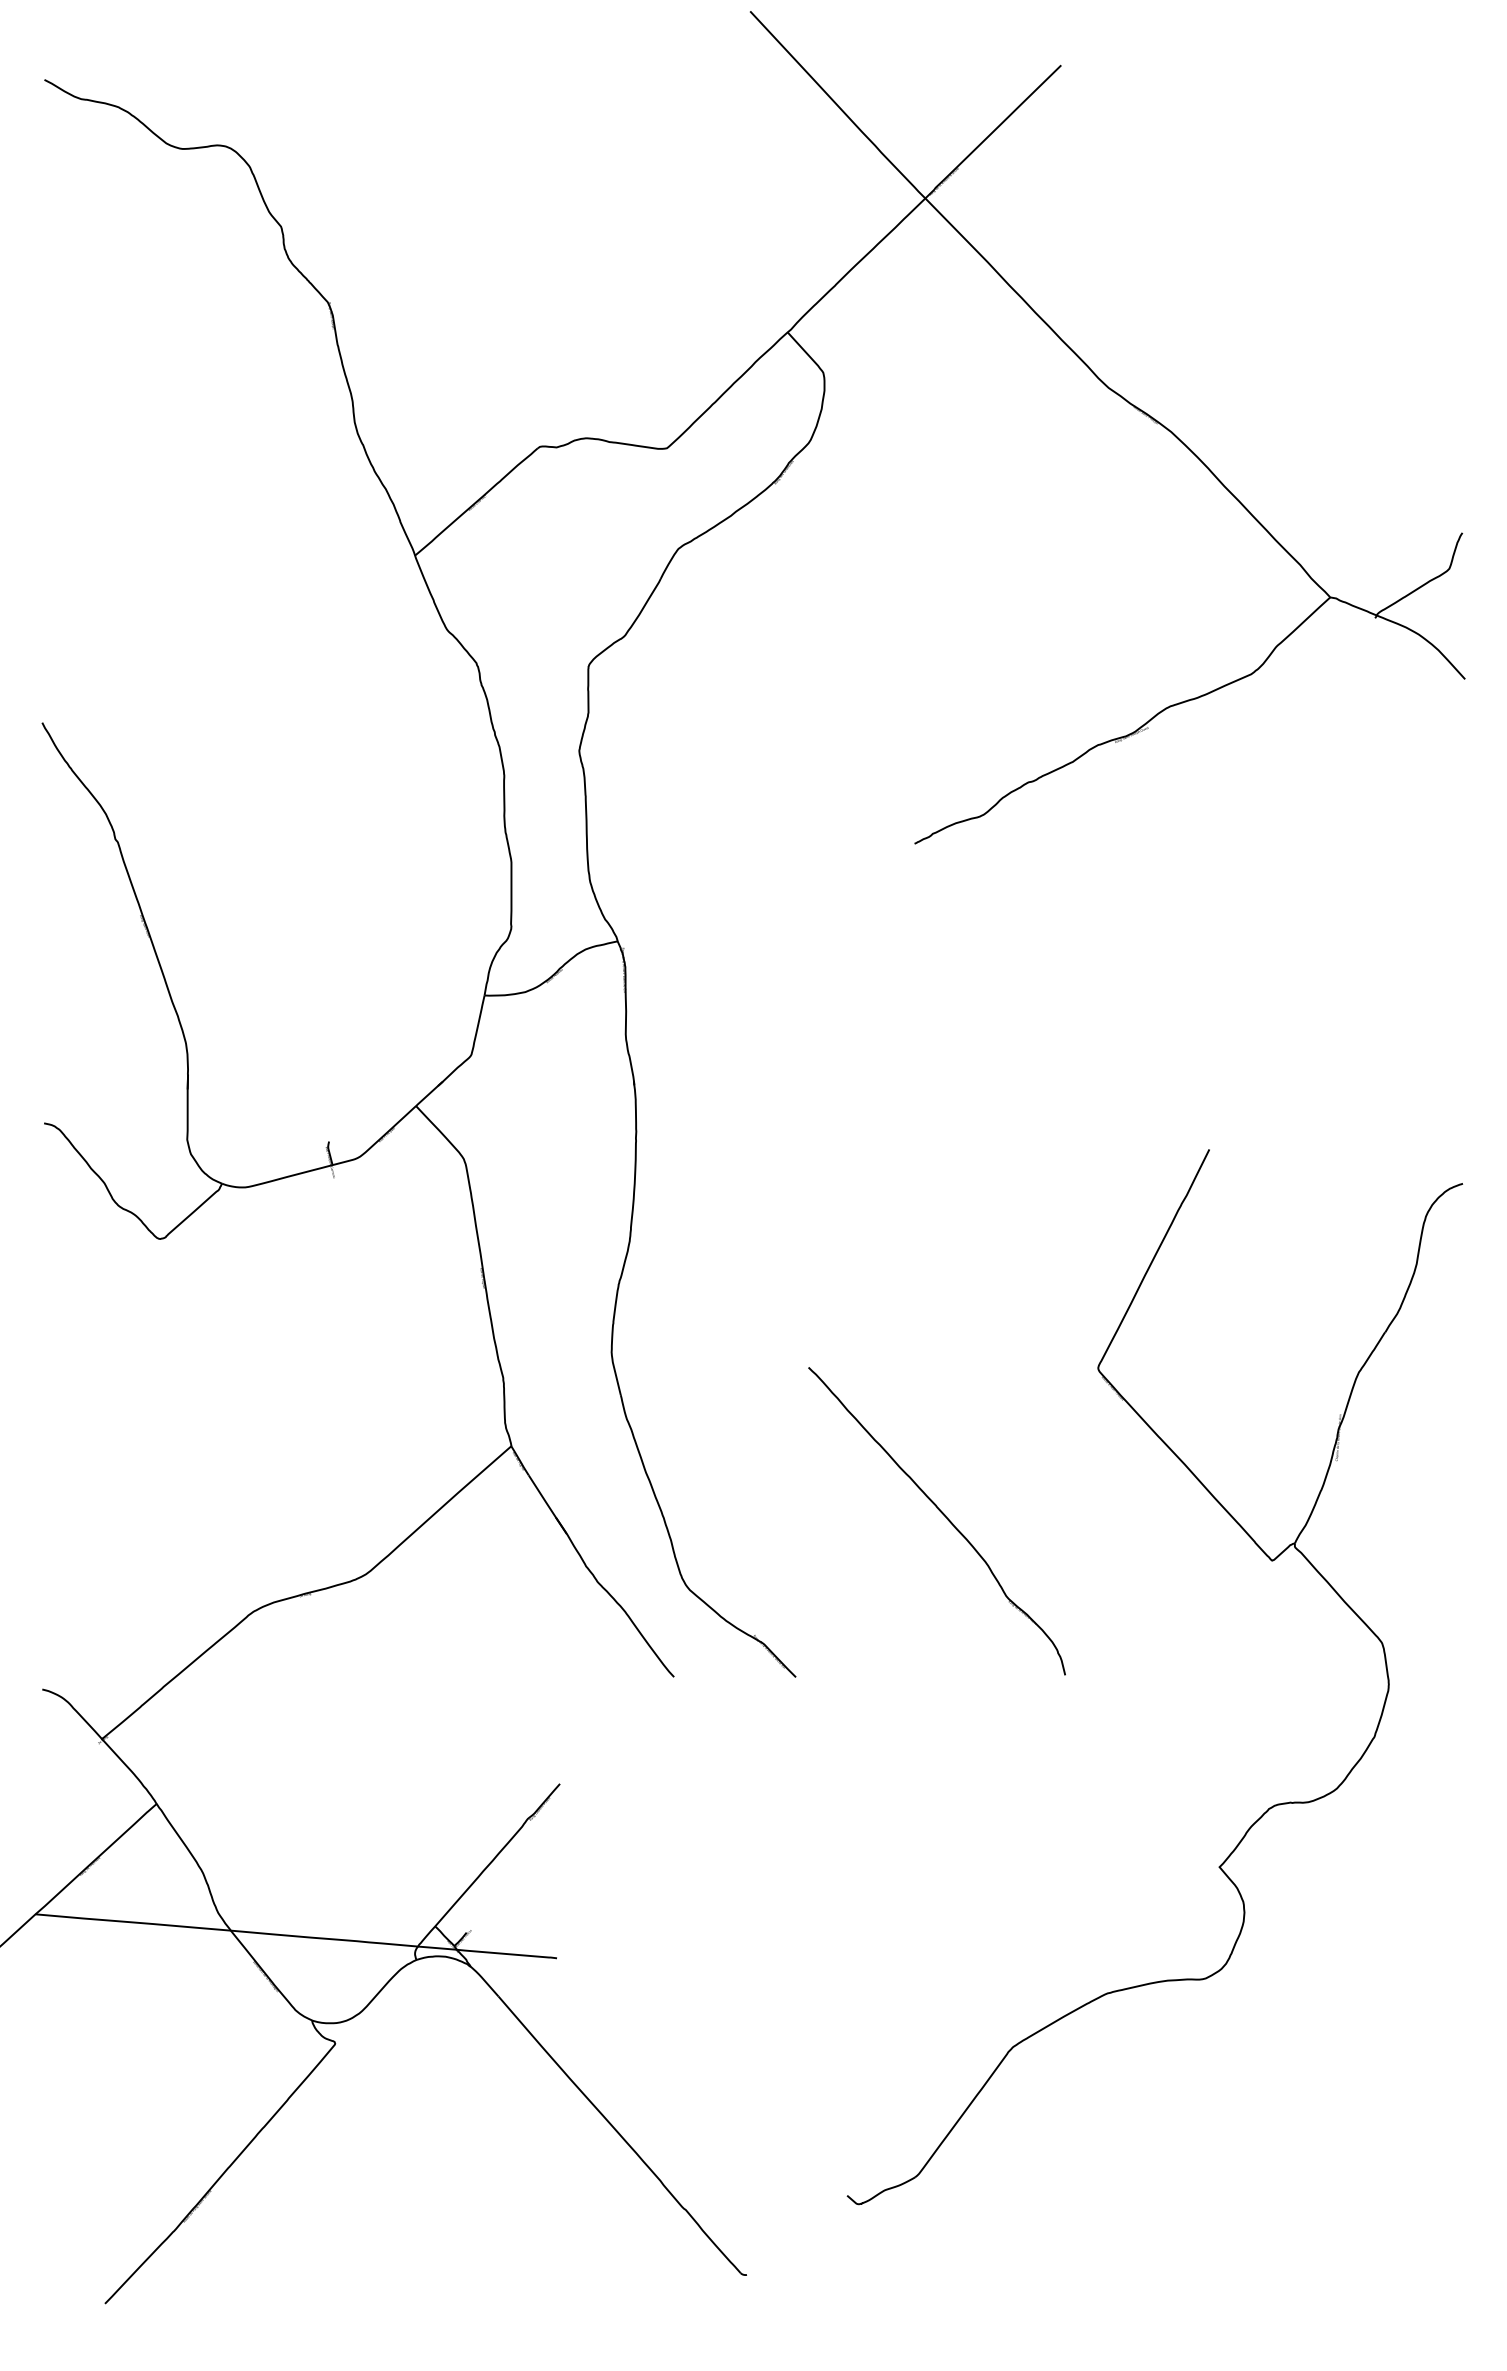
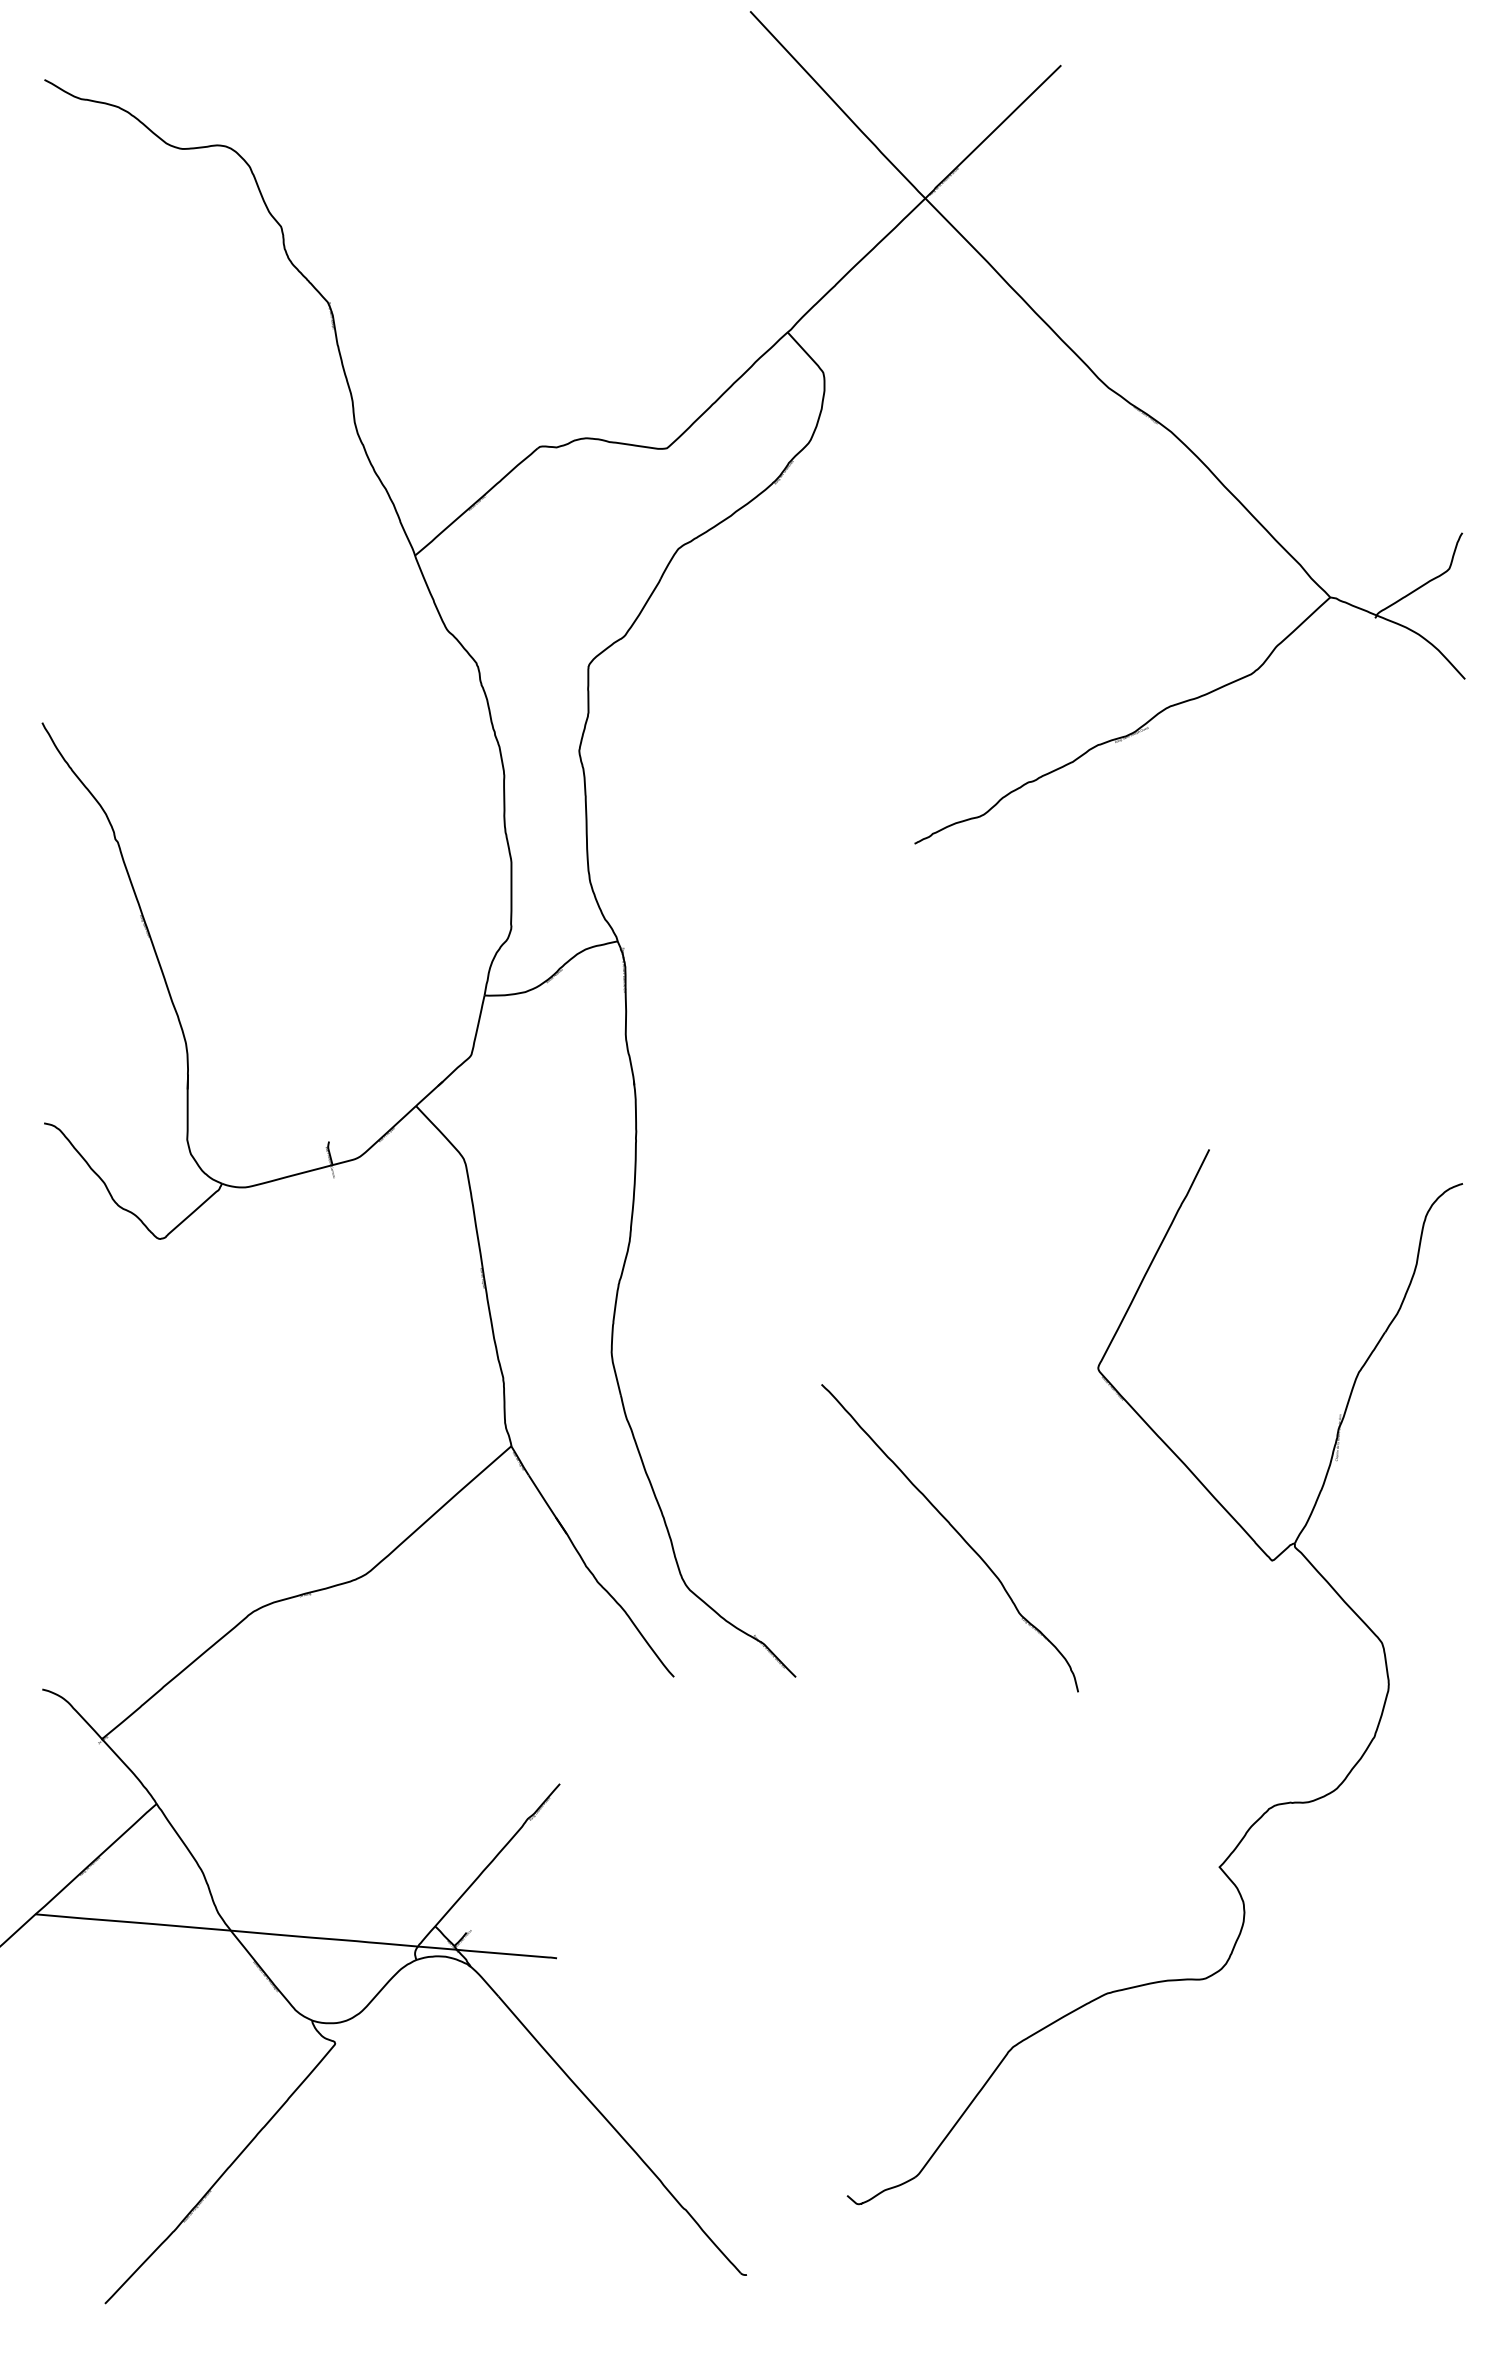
part position: (942, 1514) -> (955, 1531) (955, 1531)
